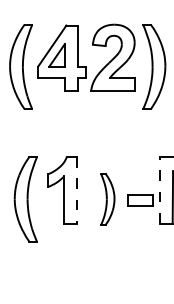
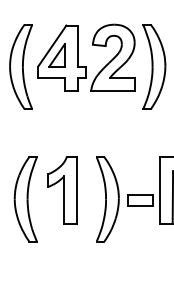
line: dashed -> solid (159, 189)
line: dashed -> solid (77, 190)
part size: 16x53 px -> 24x87 px (107, 199)
